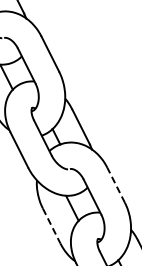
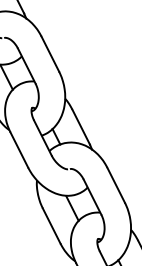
line: dashed -> solid (116, 185)
line: dashed -> solid (51, 226)
